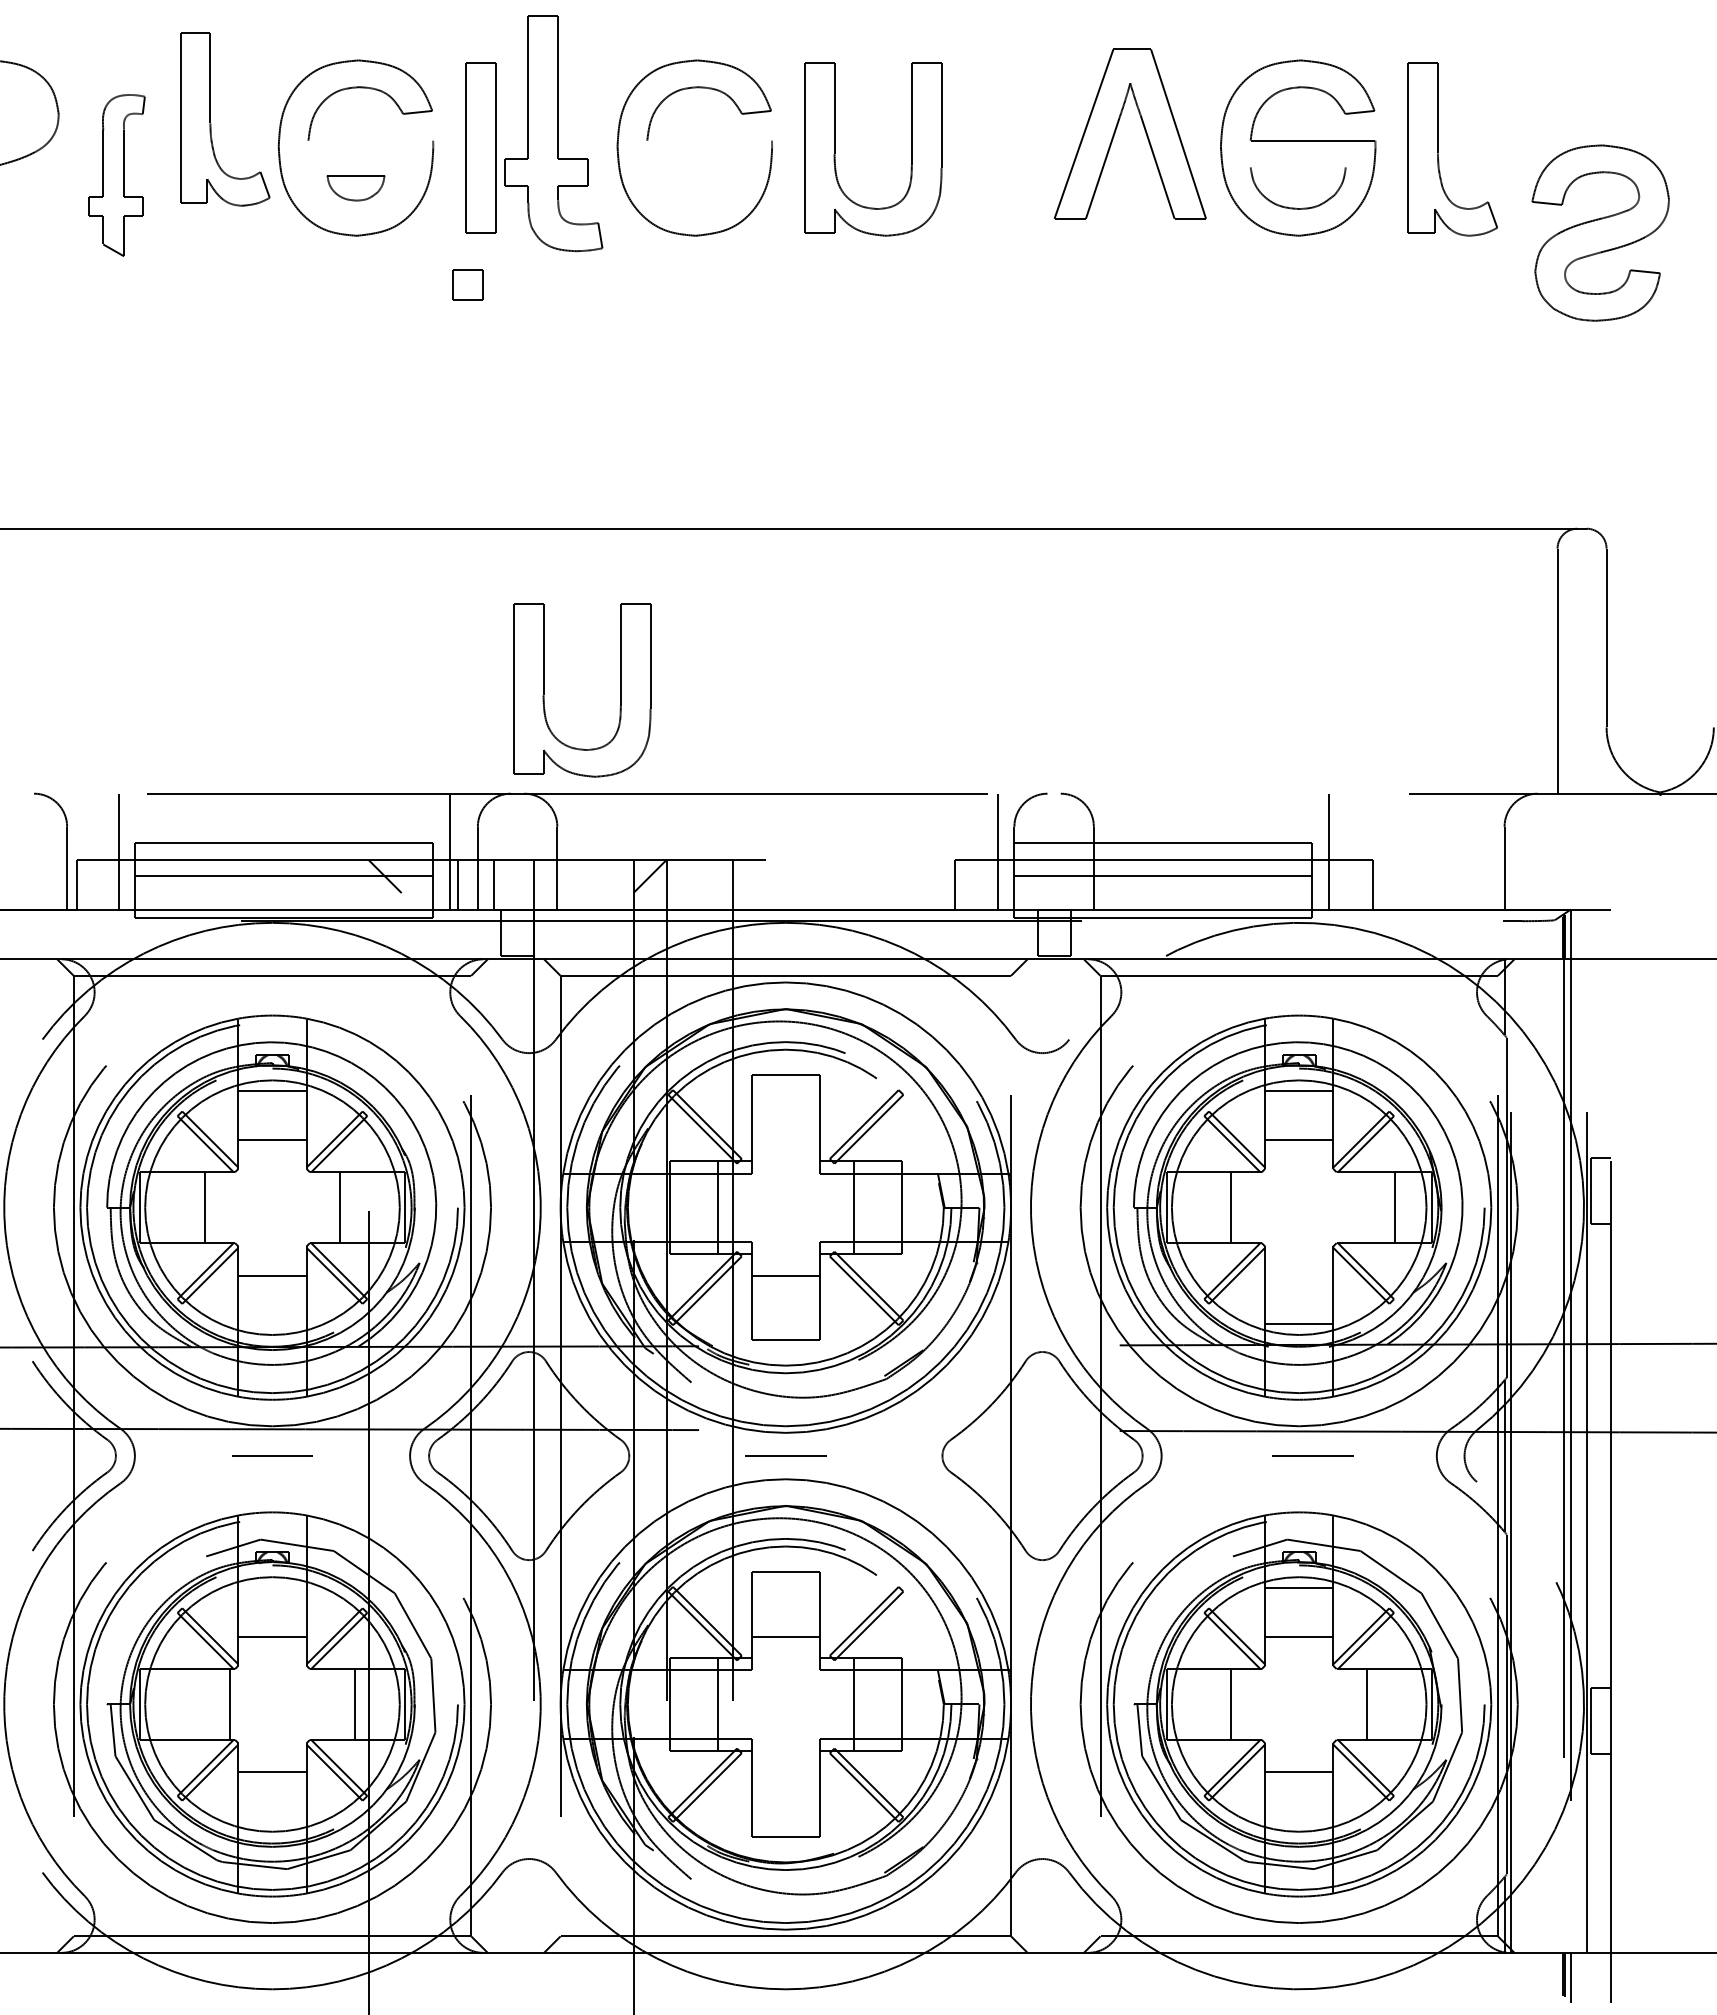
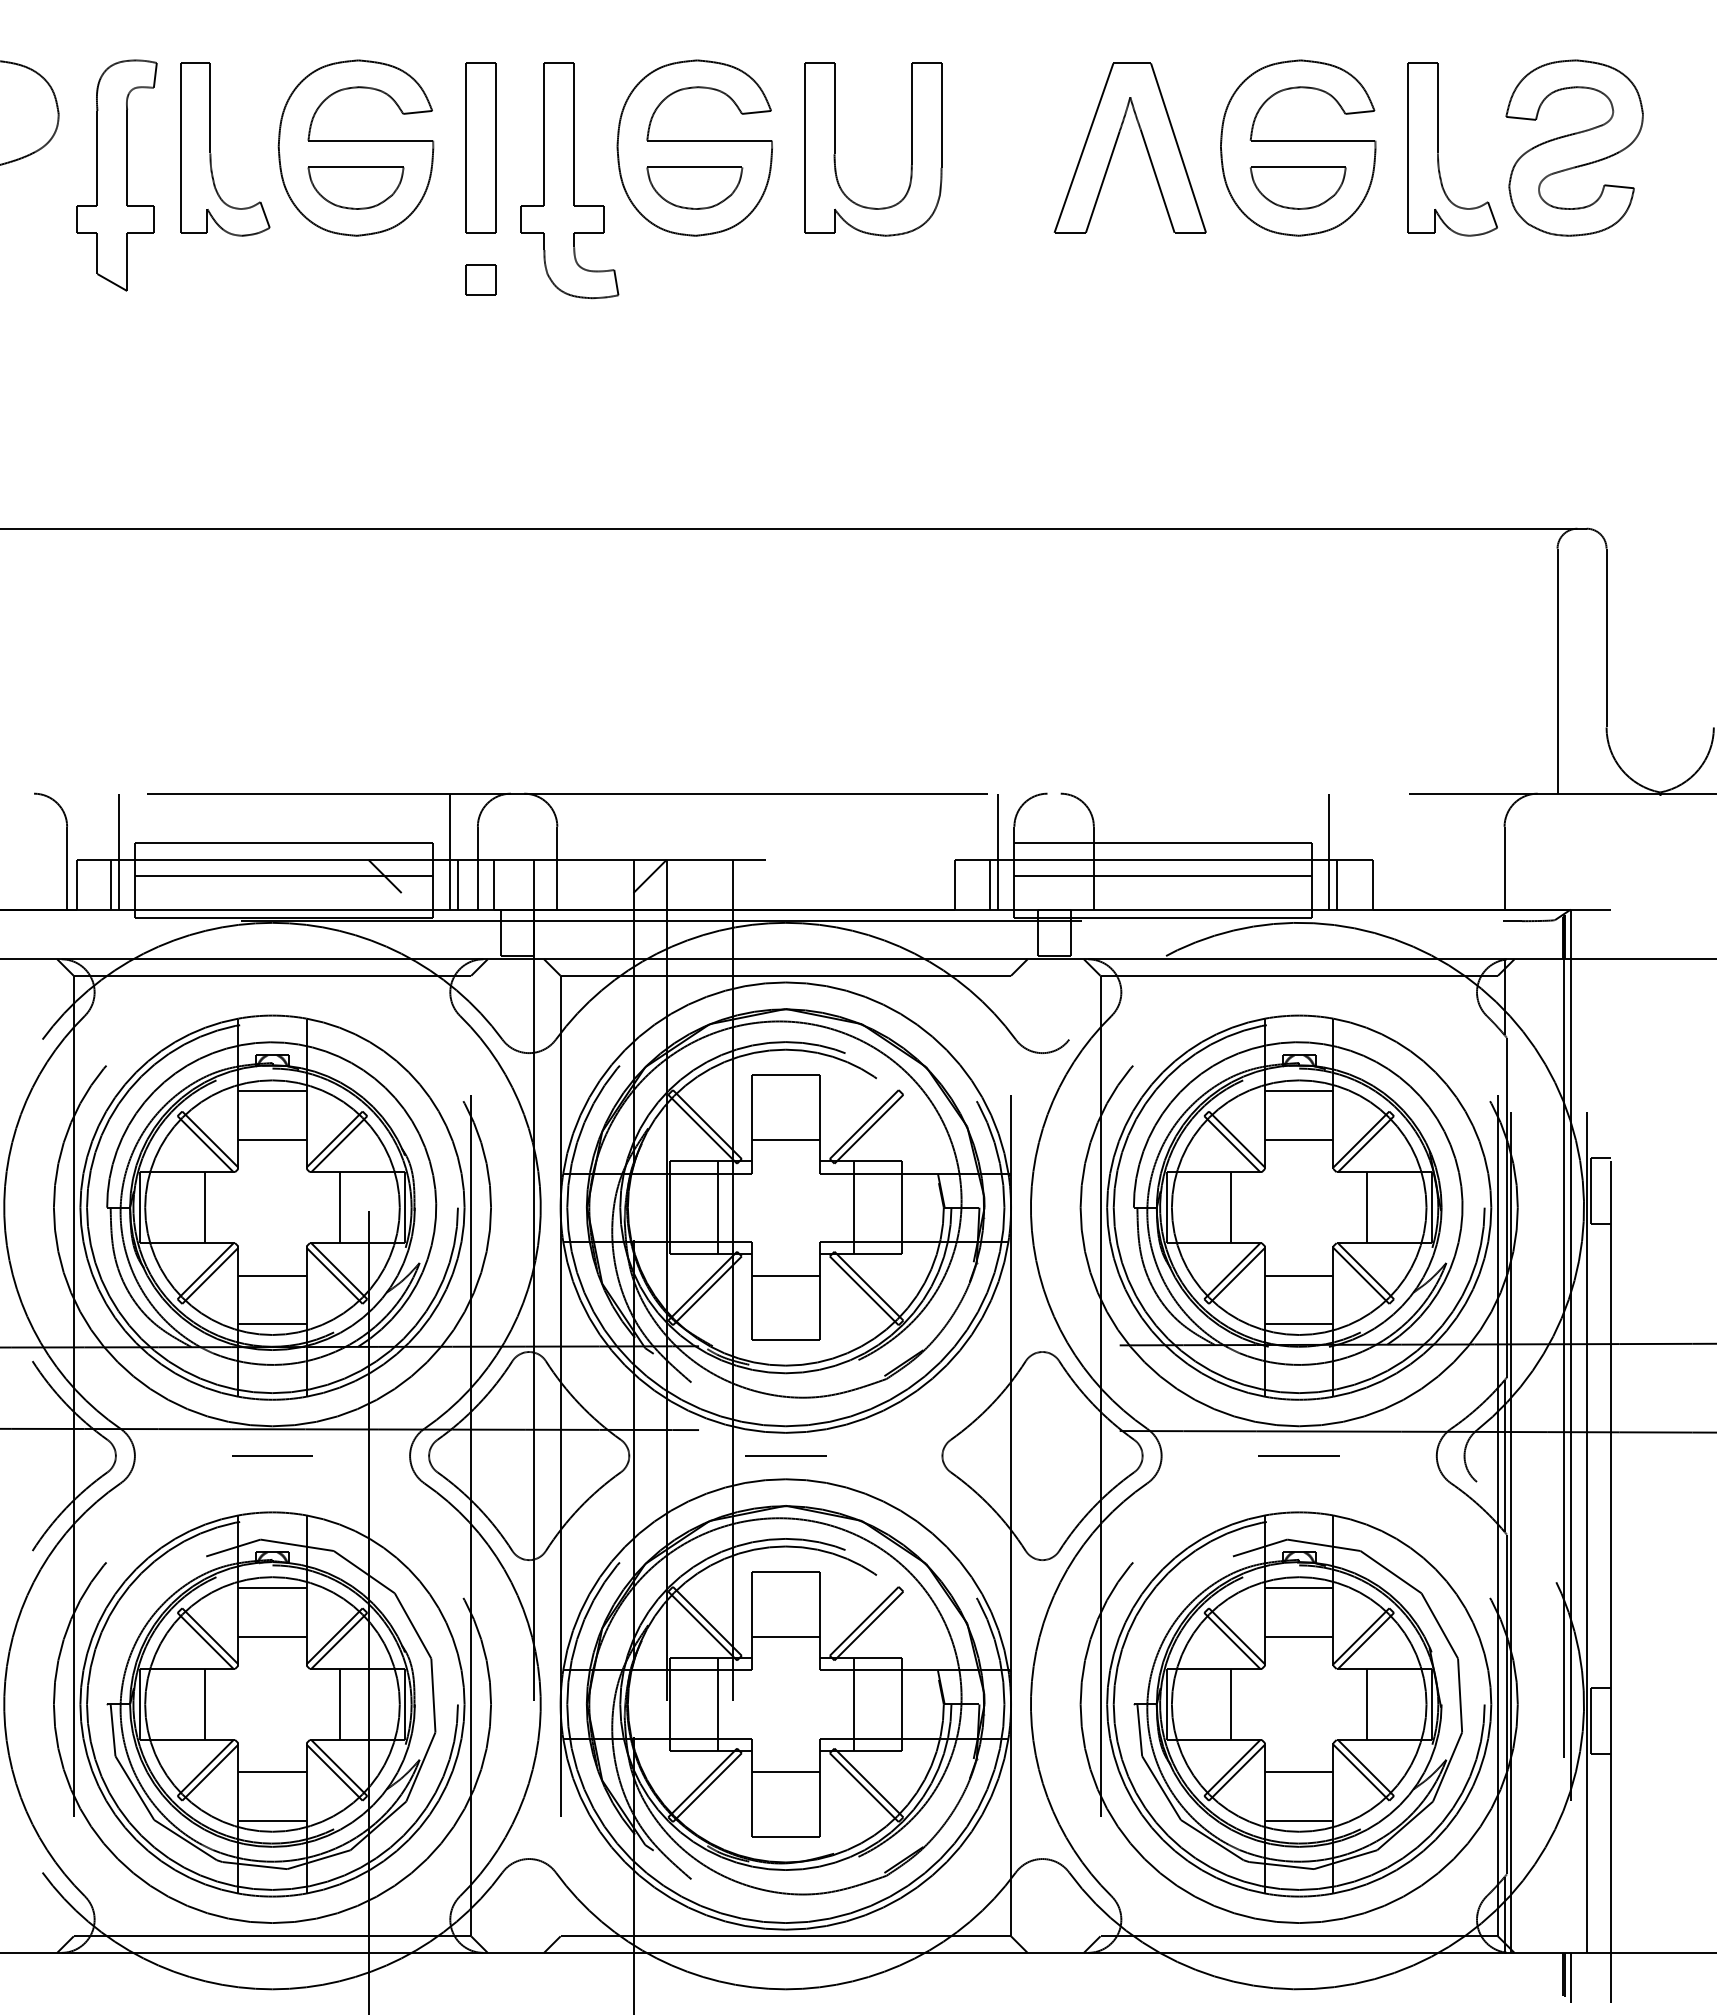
part position: (211, 123) -> (211, 153) (211, 153)
part position: (1116, 130) -> (1116, 144) (1116, 144)
part position: (553, 133) -> (569, 180) (569, 180)
line: none -> present (370, 140)
line: none -> present (709, 140)
line: none -> present (1297, 167)
part size: 58x163 px -> 82x233 px (116, 175)
part: none -> present (694, 187)
part size: 60x27 px -> 98x44 px (355, 187)
part position: (1600, 232) -> (1574, 147) (1574, 147)
part position: (467, 284) -> (480, 279) (480, 279)
part: present -> none (544, 690)
line: none -> present (110, 884)
line: none -> present (989, 884)
line: none -> present (1337, 884)
line: none -> present (785, 1139)
line position: (1395, 1207) -> (1367, 1207) (1367, 1207)
line: none -> present (1299, 1275)
line: none -> present (272, 1324)
line position: (1312, 1455) -> (1298, 1455) (1298, 1455)
line: none -> present (272, 1588)
line position: (229, 1704) -> (204, 1704) (204, 1704)
line position: (355, 1704) -> (340, 1704) (340, 1704)
line: none -> present (785, 1772)
line: none -> present (272, 1820)
line: none -> present (1299, 1820)
